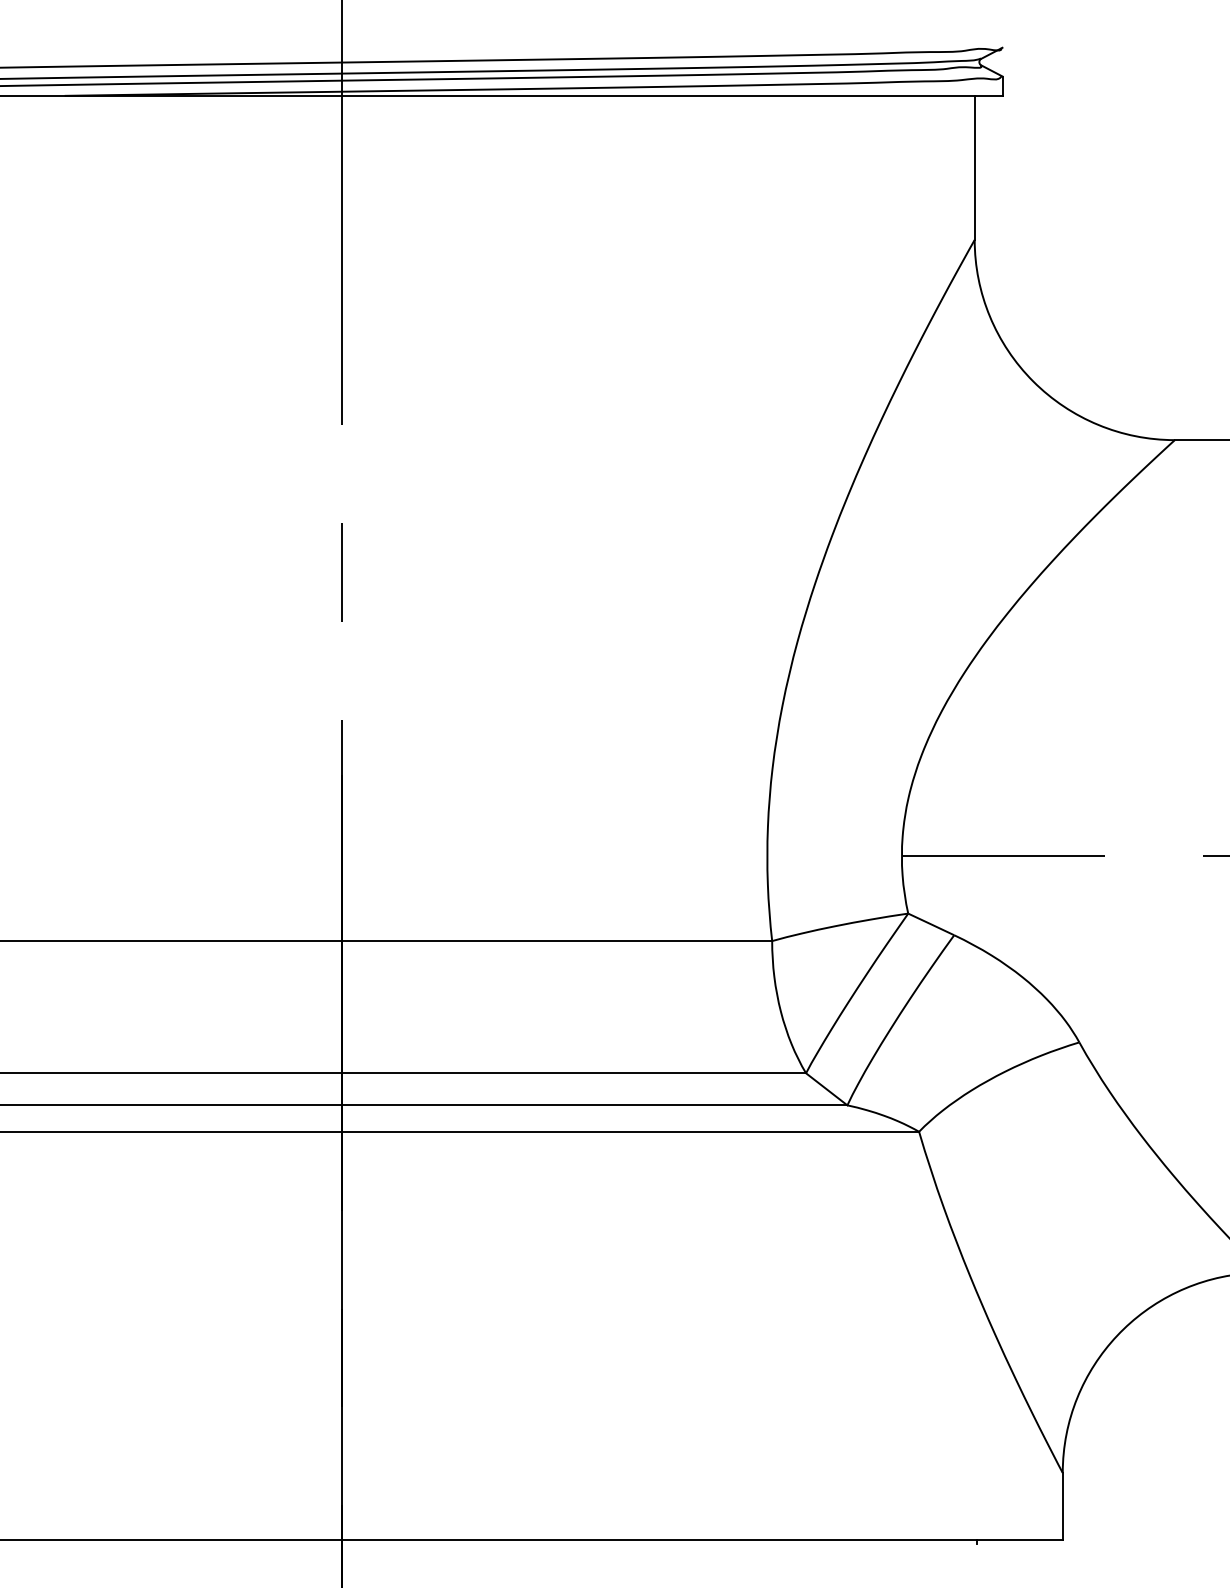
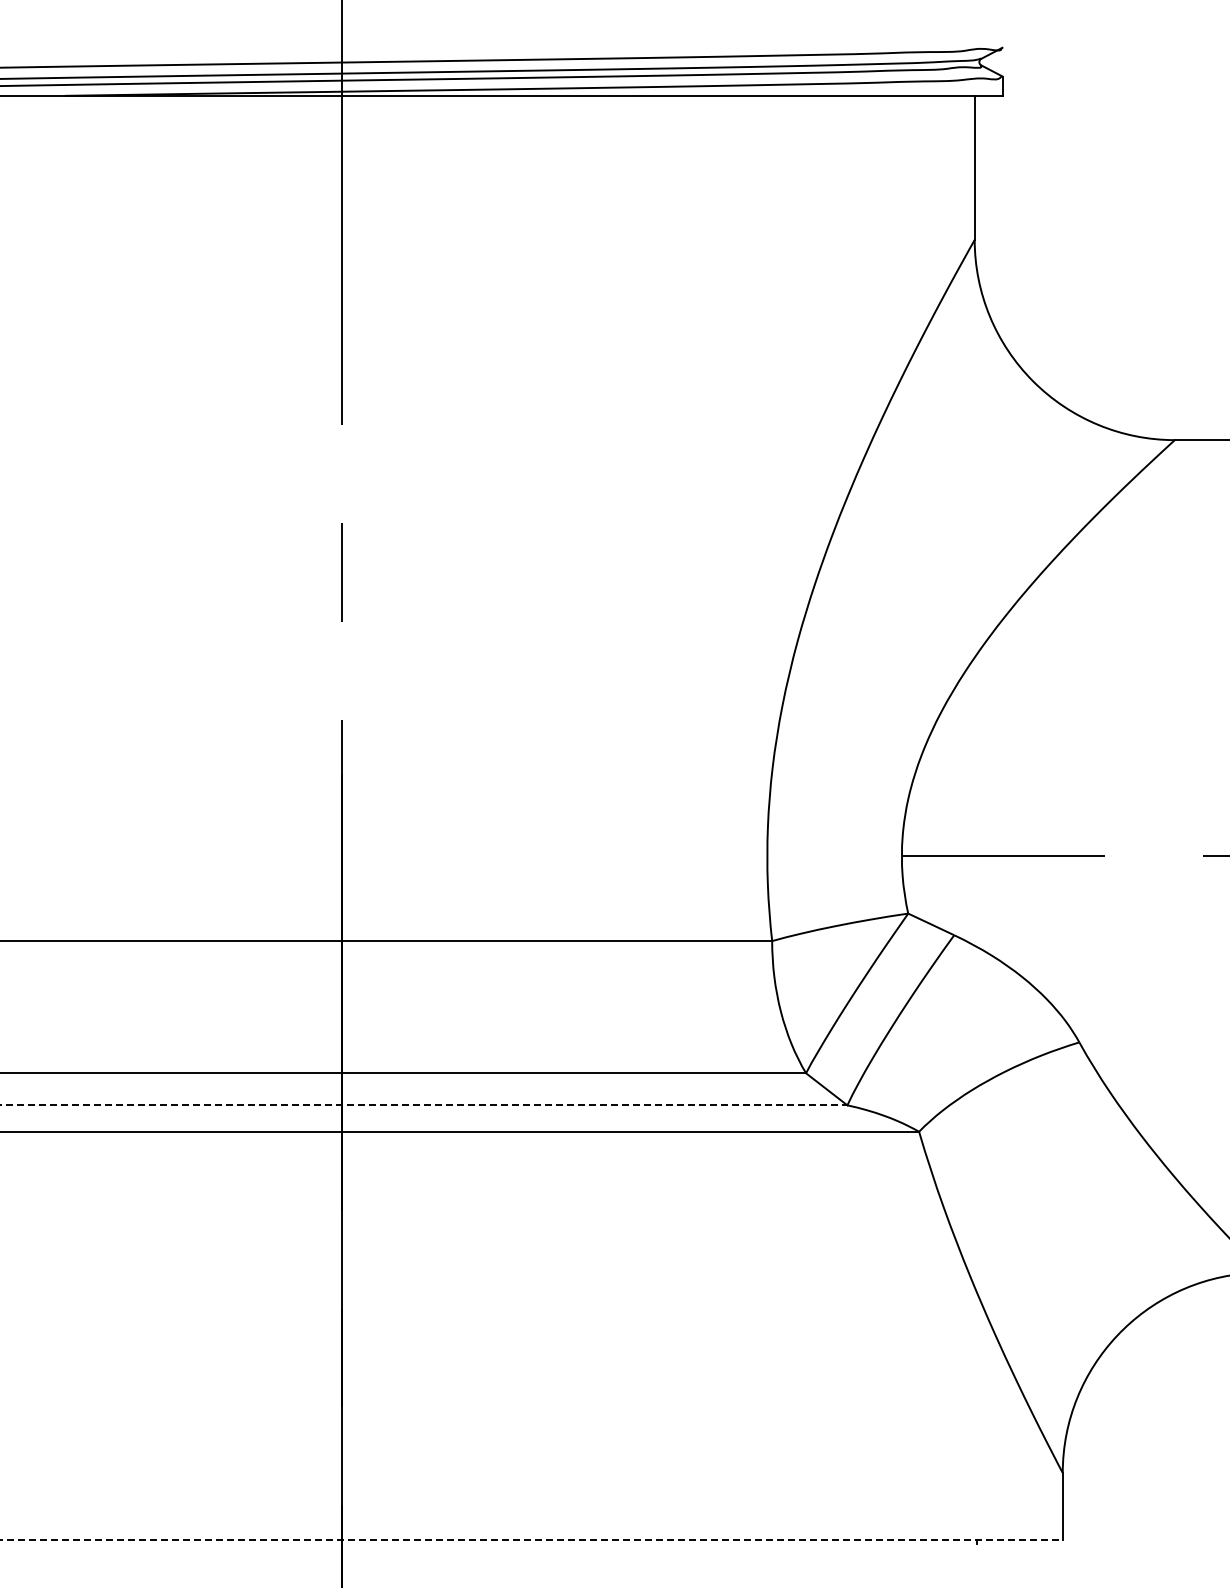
line: solid -> dashed (424, 1105)
line: solid -> dashed (532, 1540)
